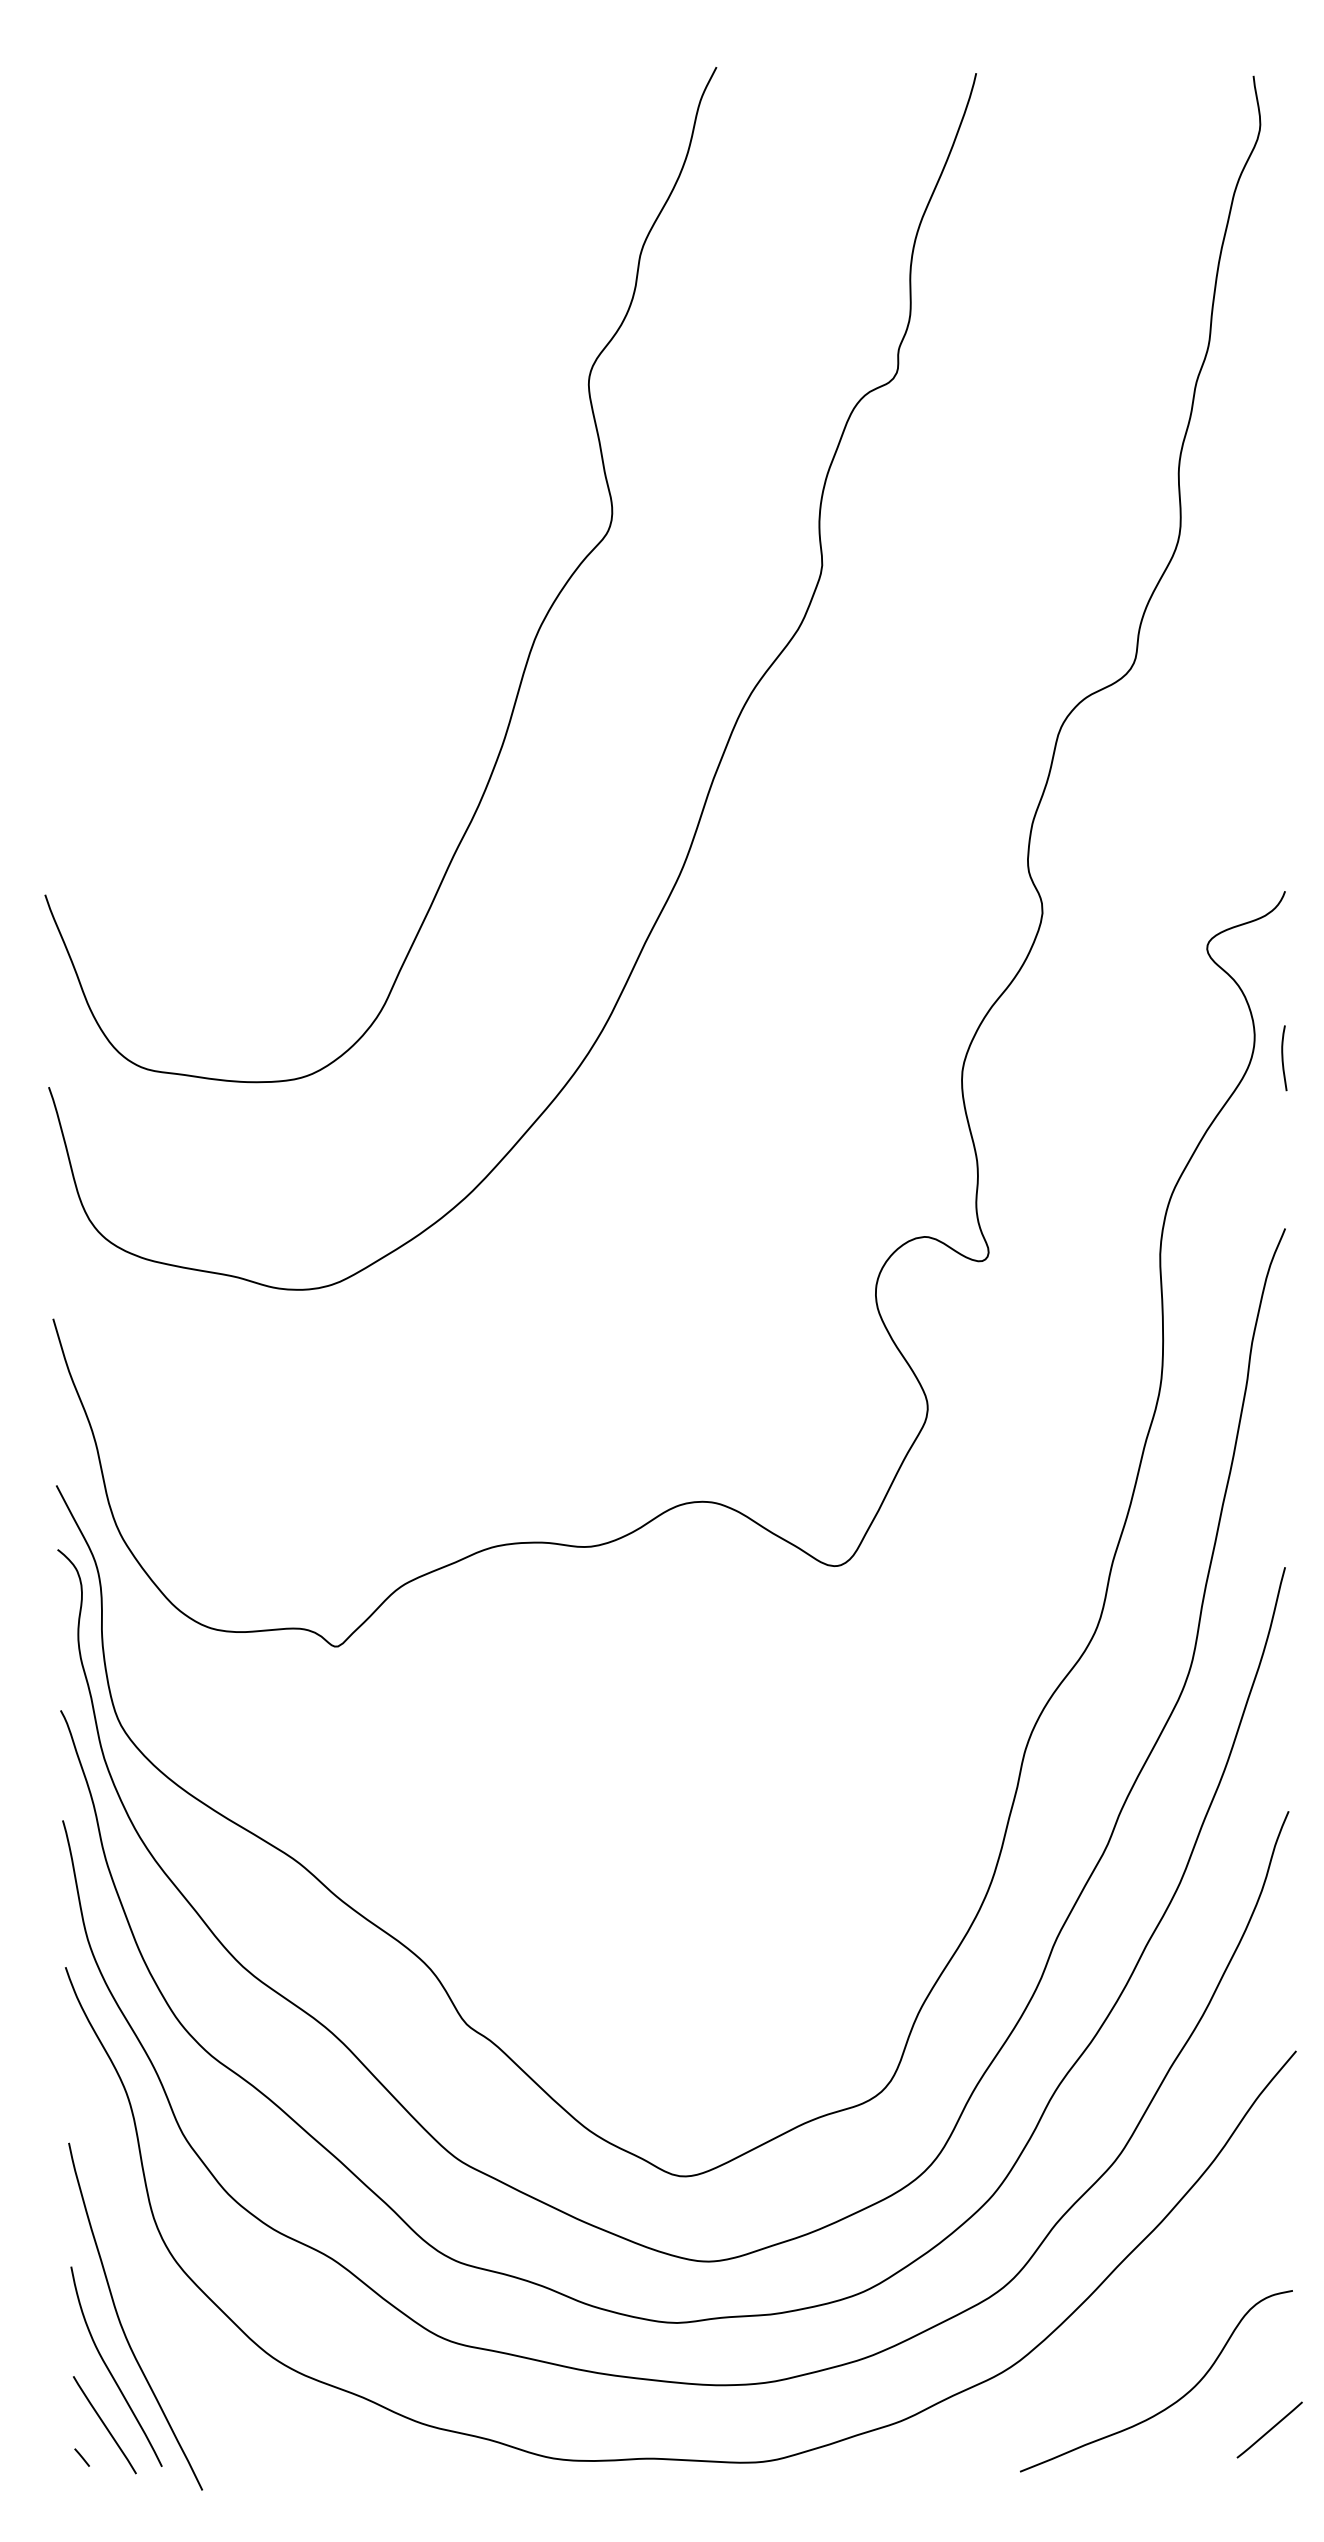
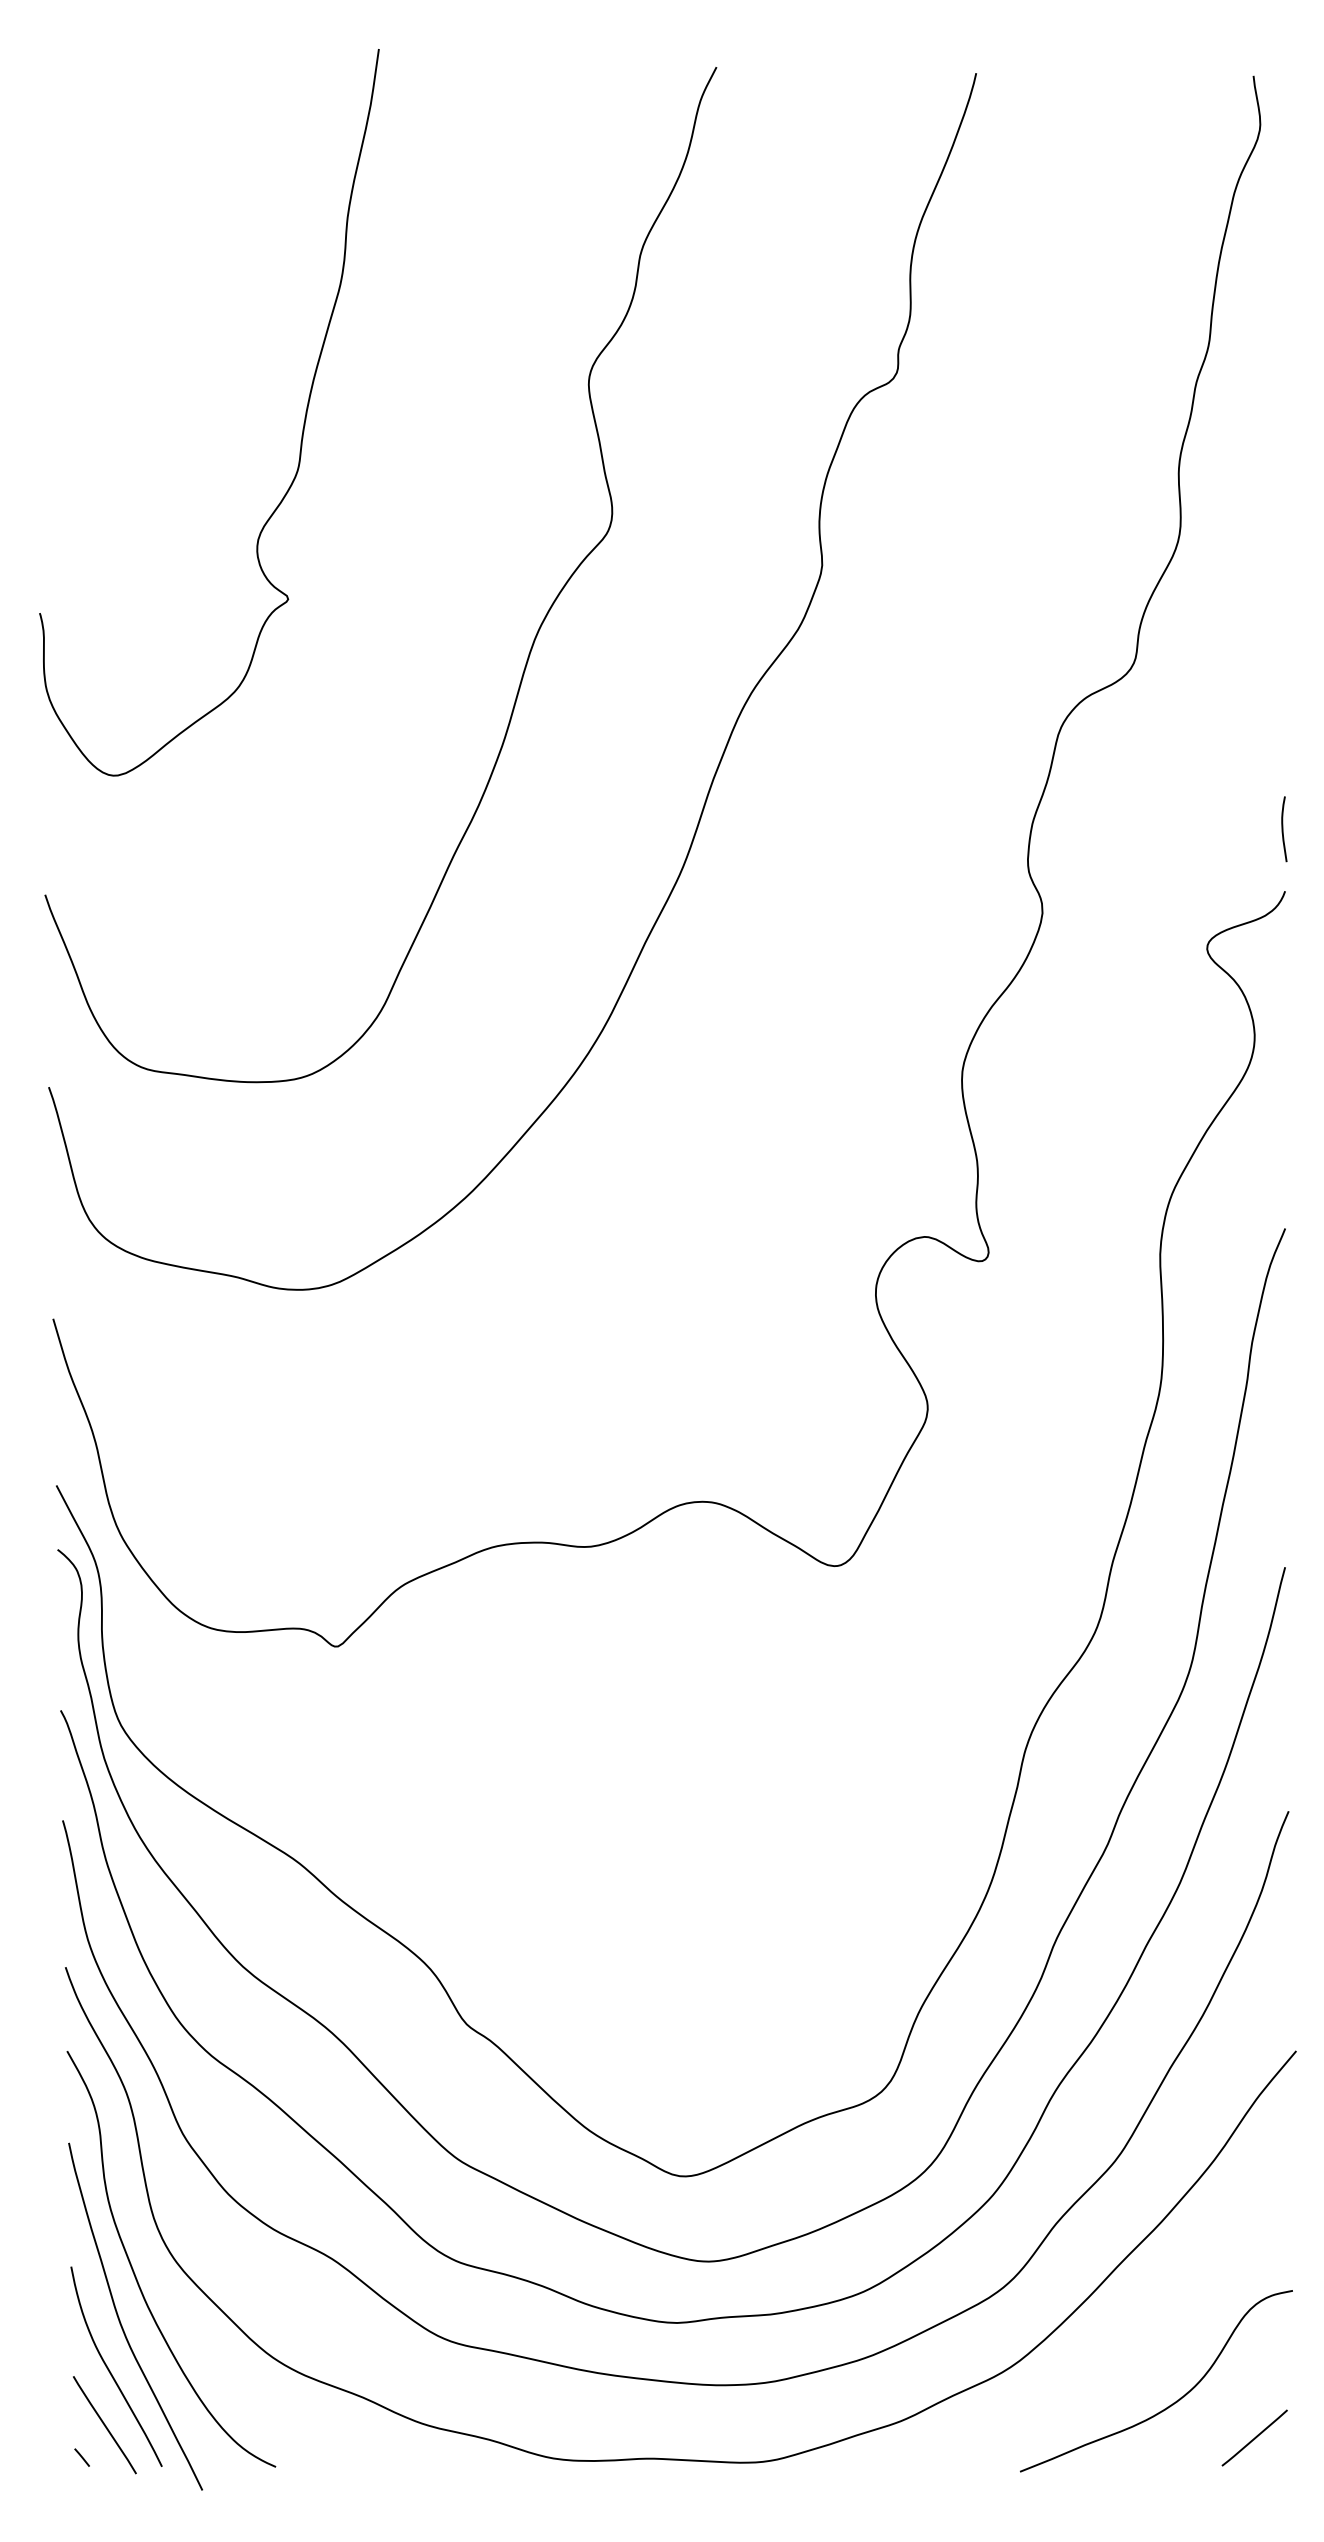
curve: none -> present (302, 428)
curve position: (1283, 1058) -> (1283, 829) (1283, 829)
curve: none -> present (135, 2273)
line position: (1269, 2429) -> (1254, 2437) (1254, 2437)
